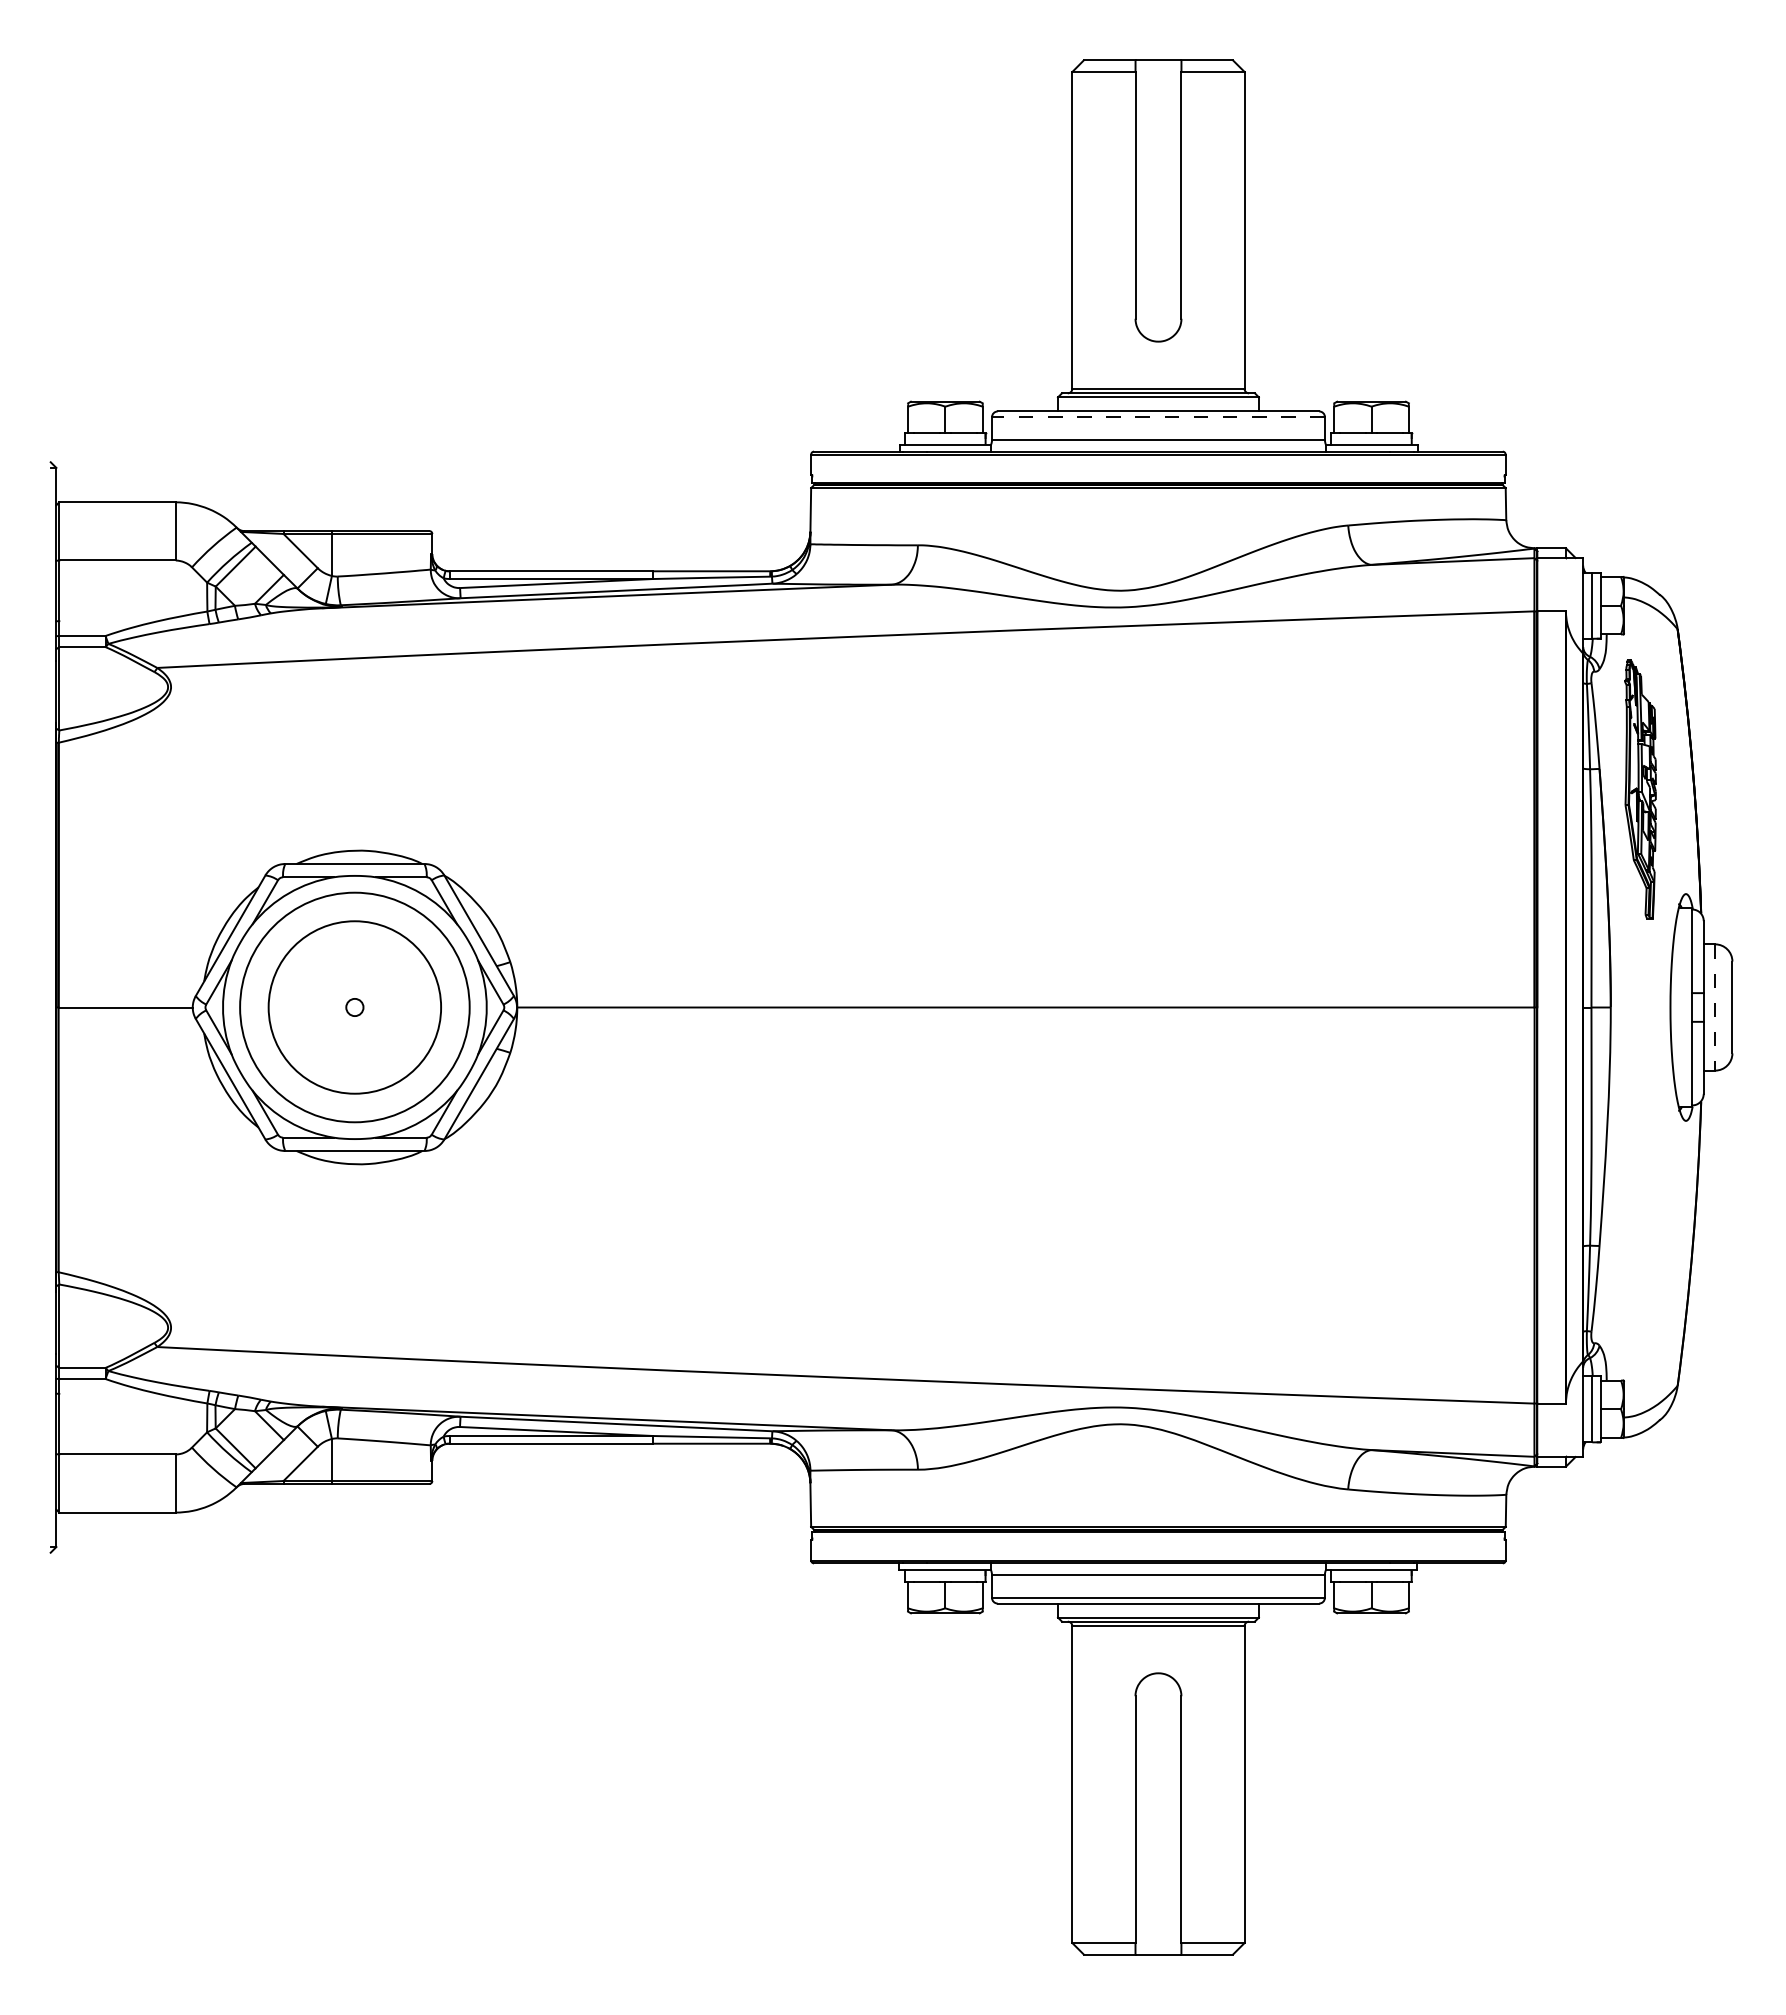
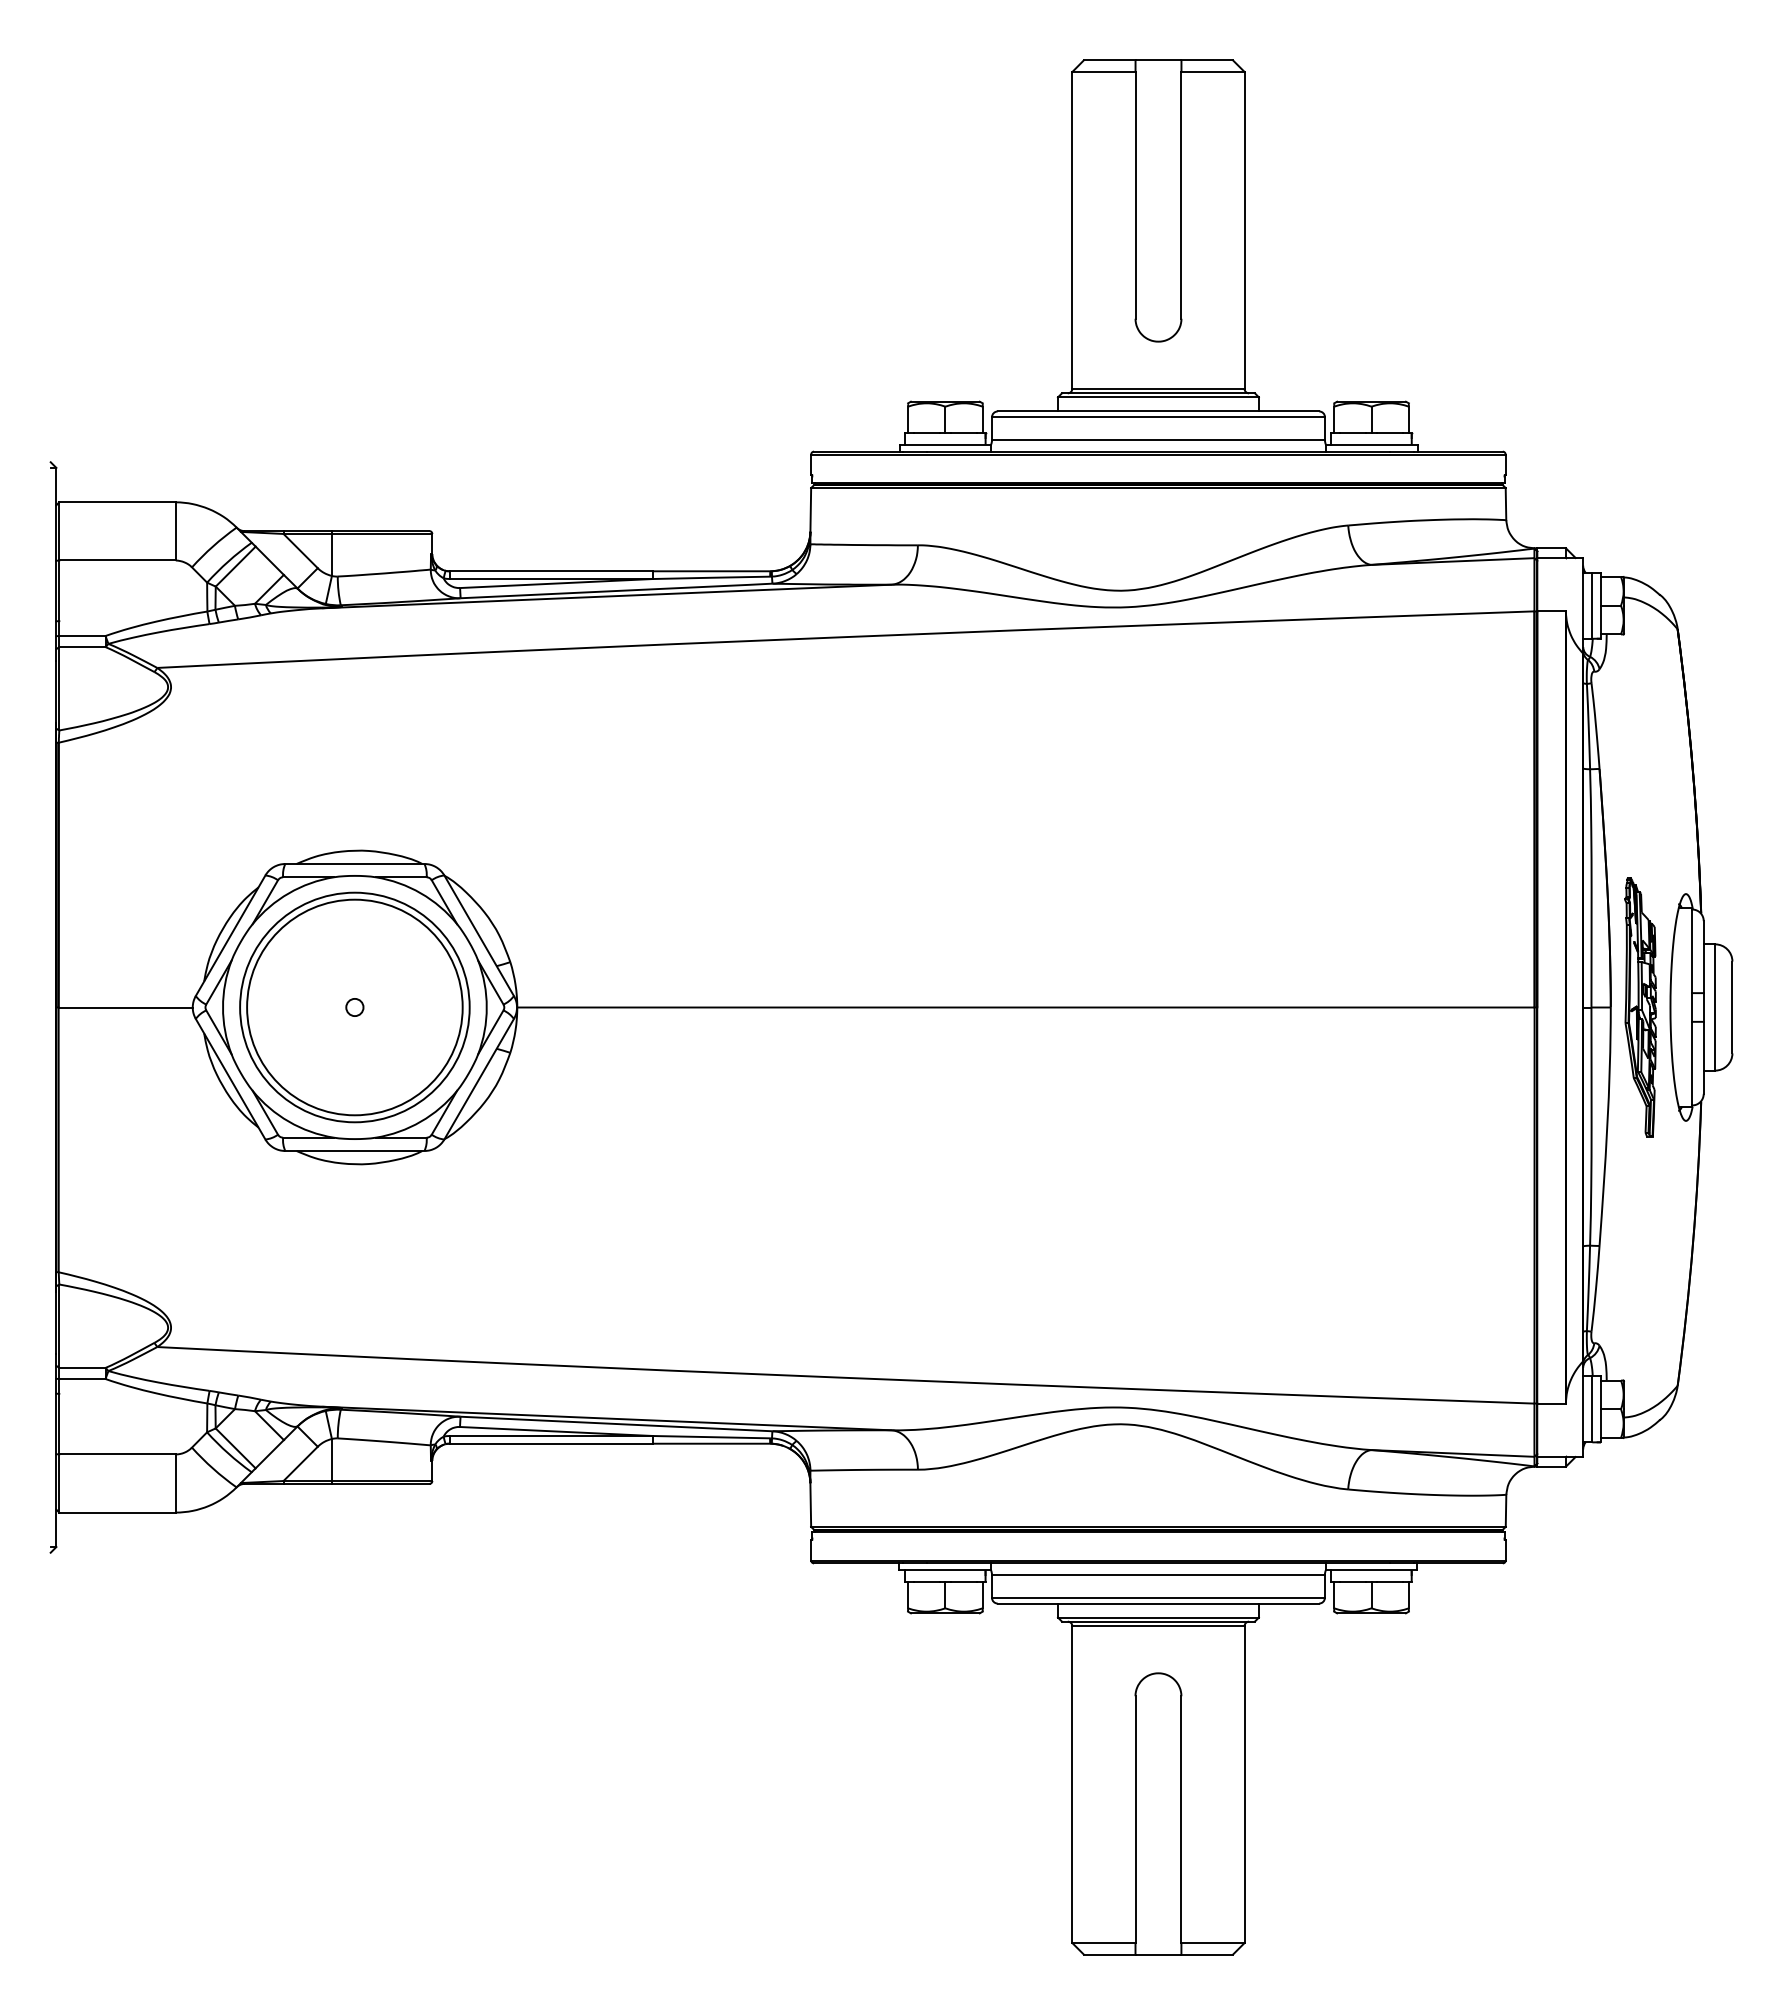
line: dashed -> solid (1157, 417)
part position: (1640, 789) -> (1640, 1007) (1640, 1007)
circle diameter: 172 px -> 216 px (354, 1007)
line: dashed -> solid (1715, 1007)
